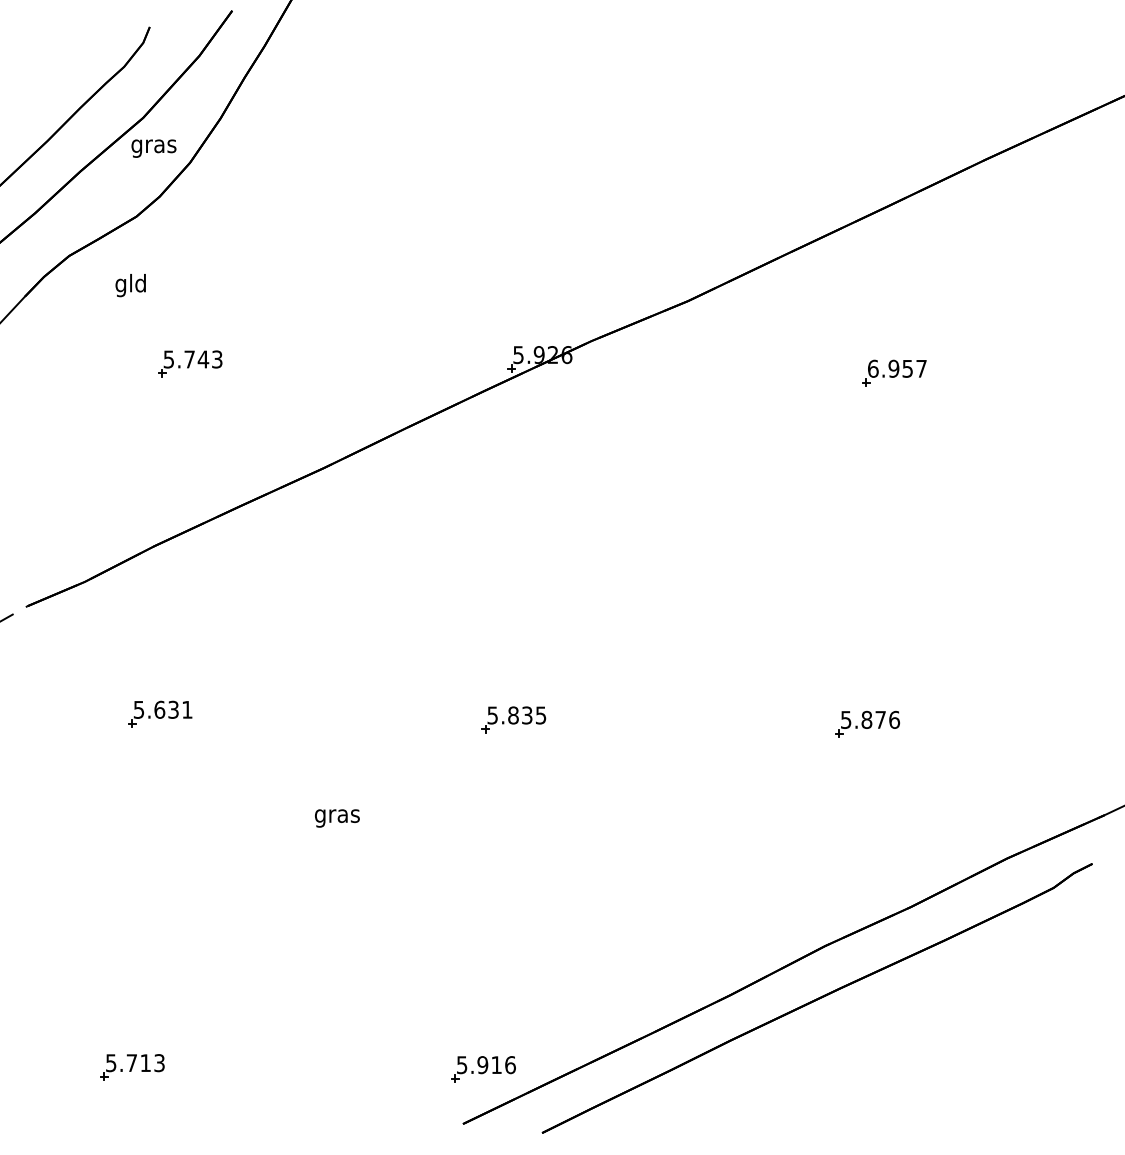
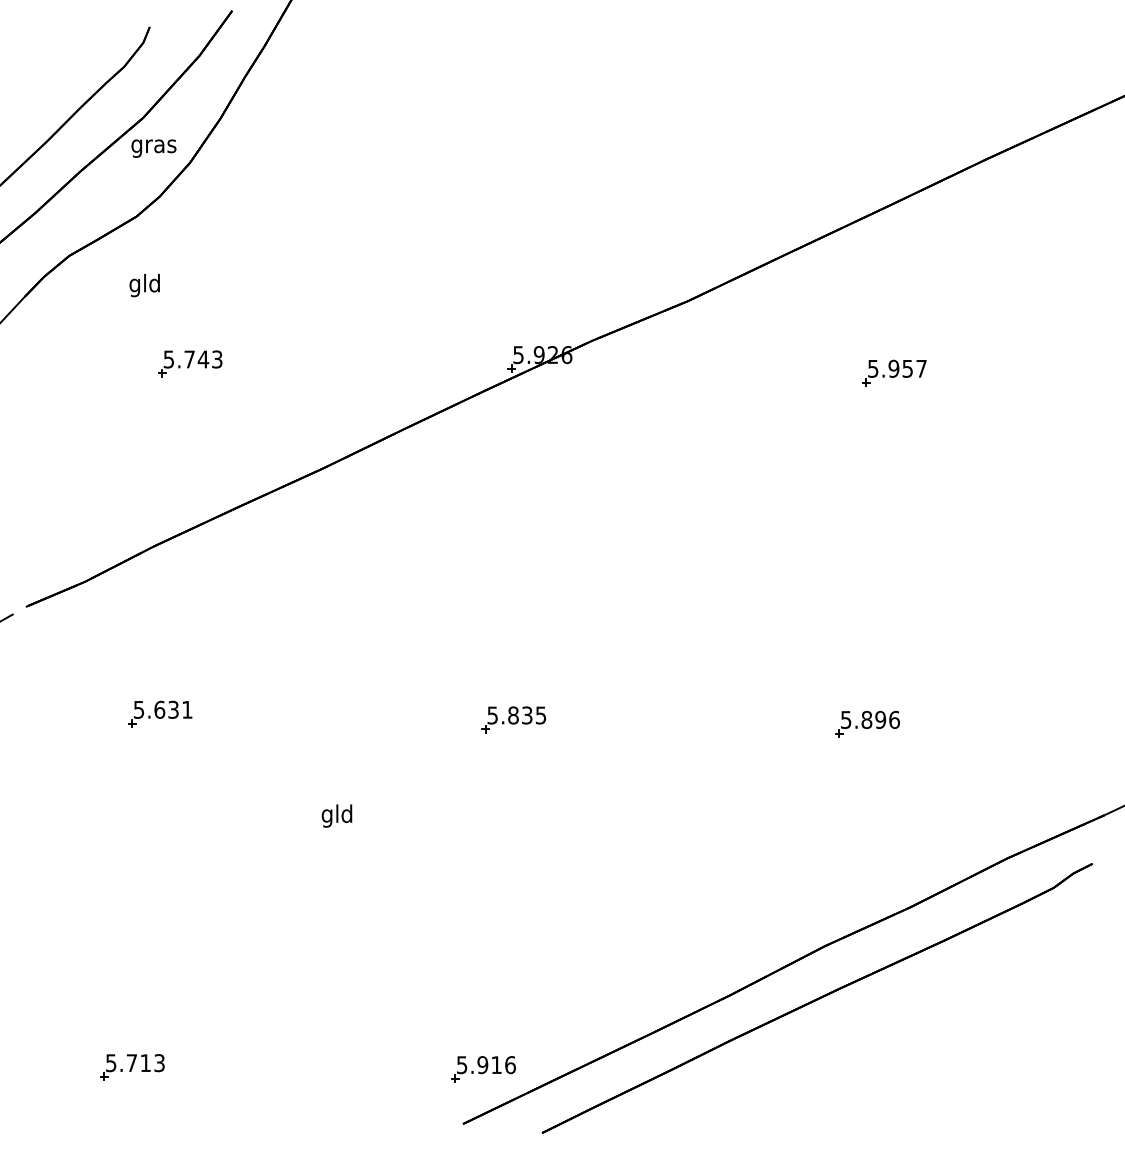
text position: (130, 285) -> (144, 285) (144, 285)
text: 6.957 -> 5.957 (873, 368)
text: 5.876 -> 5.896 (880, 719)
text: gras -> gld (337, 815)
